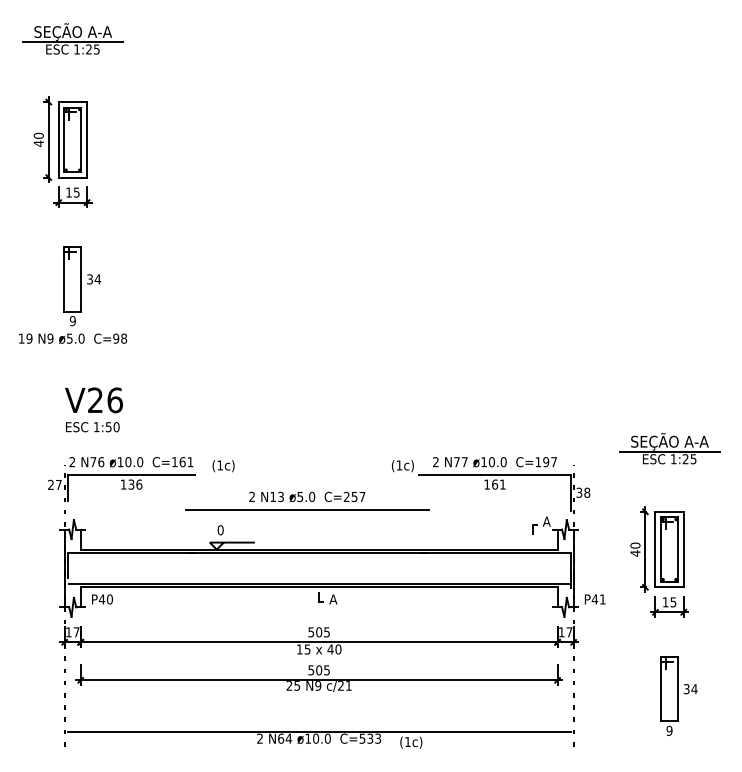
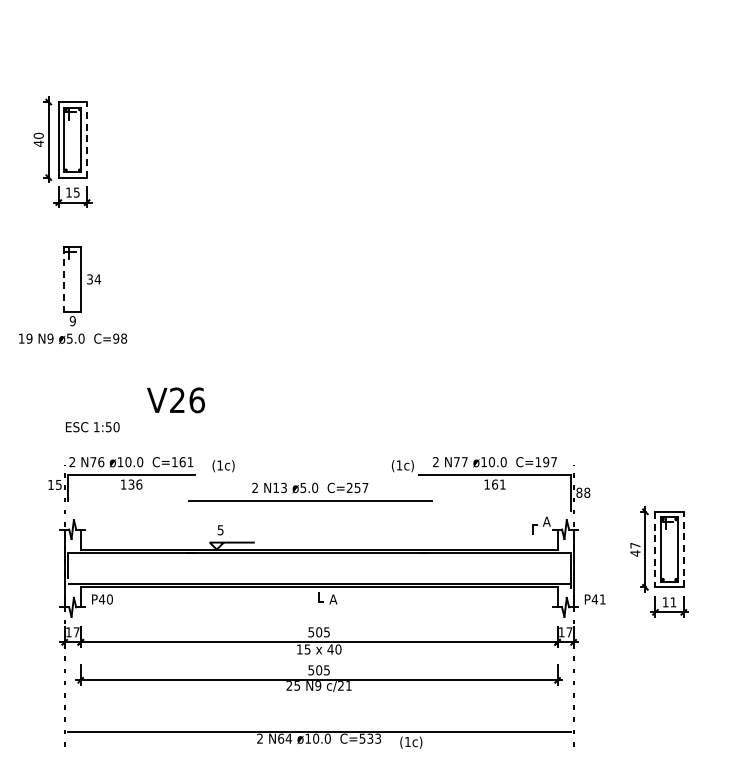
part: present -> none (72, 38)
line: solid -> dashed (87, 139)
line: solid -> dashed (64, 279)
text position: (93, 400) -> (175, 400) (175, 400)
part: present -> none (669, 448)
text: 27 -> 15 (54, 484)
text: 38 -> 88 (579, 492)
part position: (307, 500) -> (310, 491) (310, 491)
text: 0 -> 5 (220, 530)
text: 40 -> 47 (635, 545)
line: solid -> dashed (655, 549)
line: solid -> dashed (683, 549)
text: 15 -> 11 (673, 602)
part: present -> none (678, 695)
